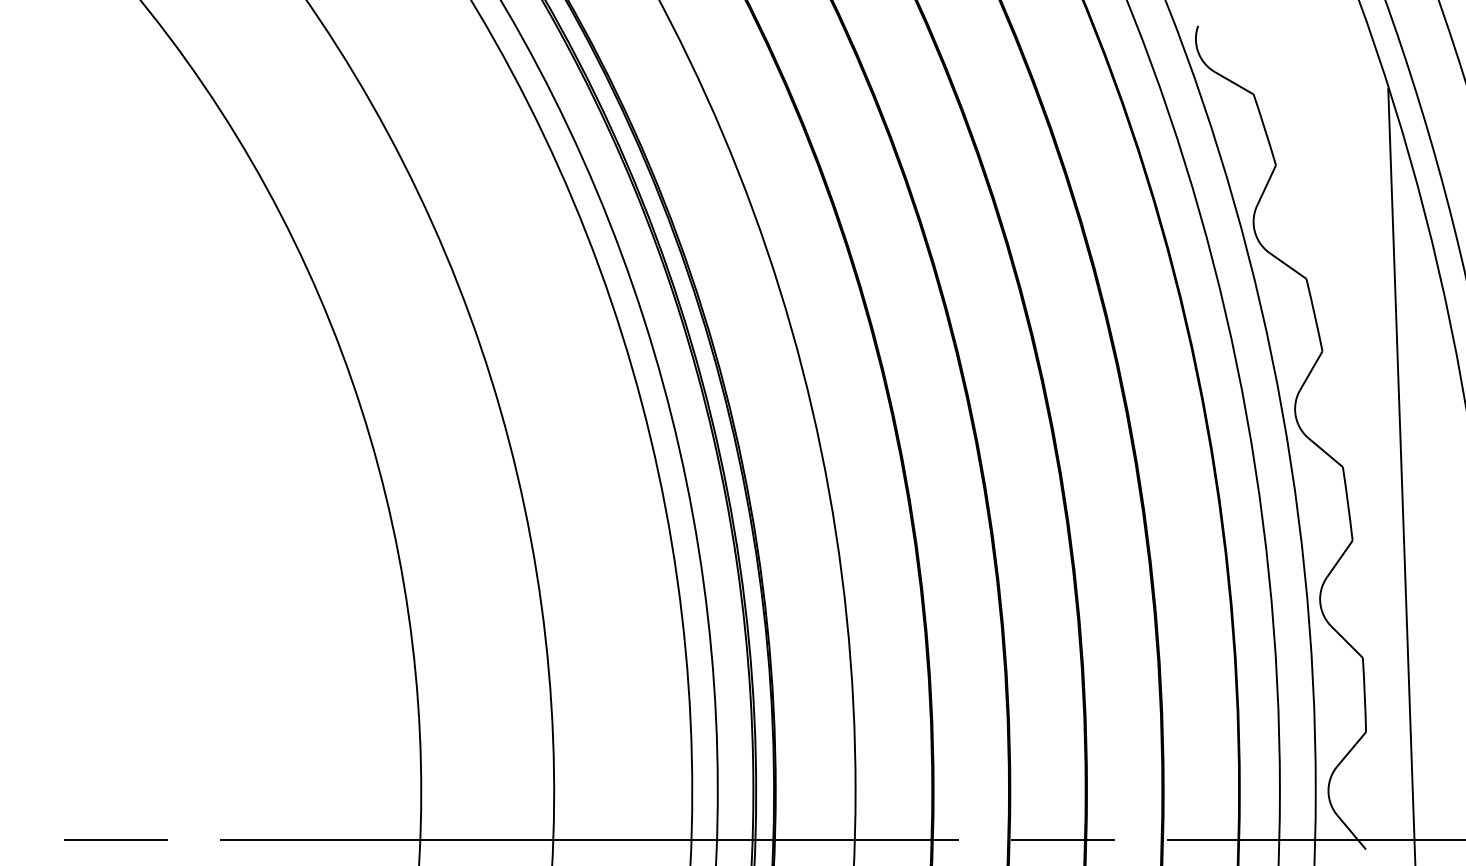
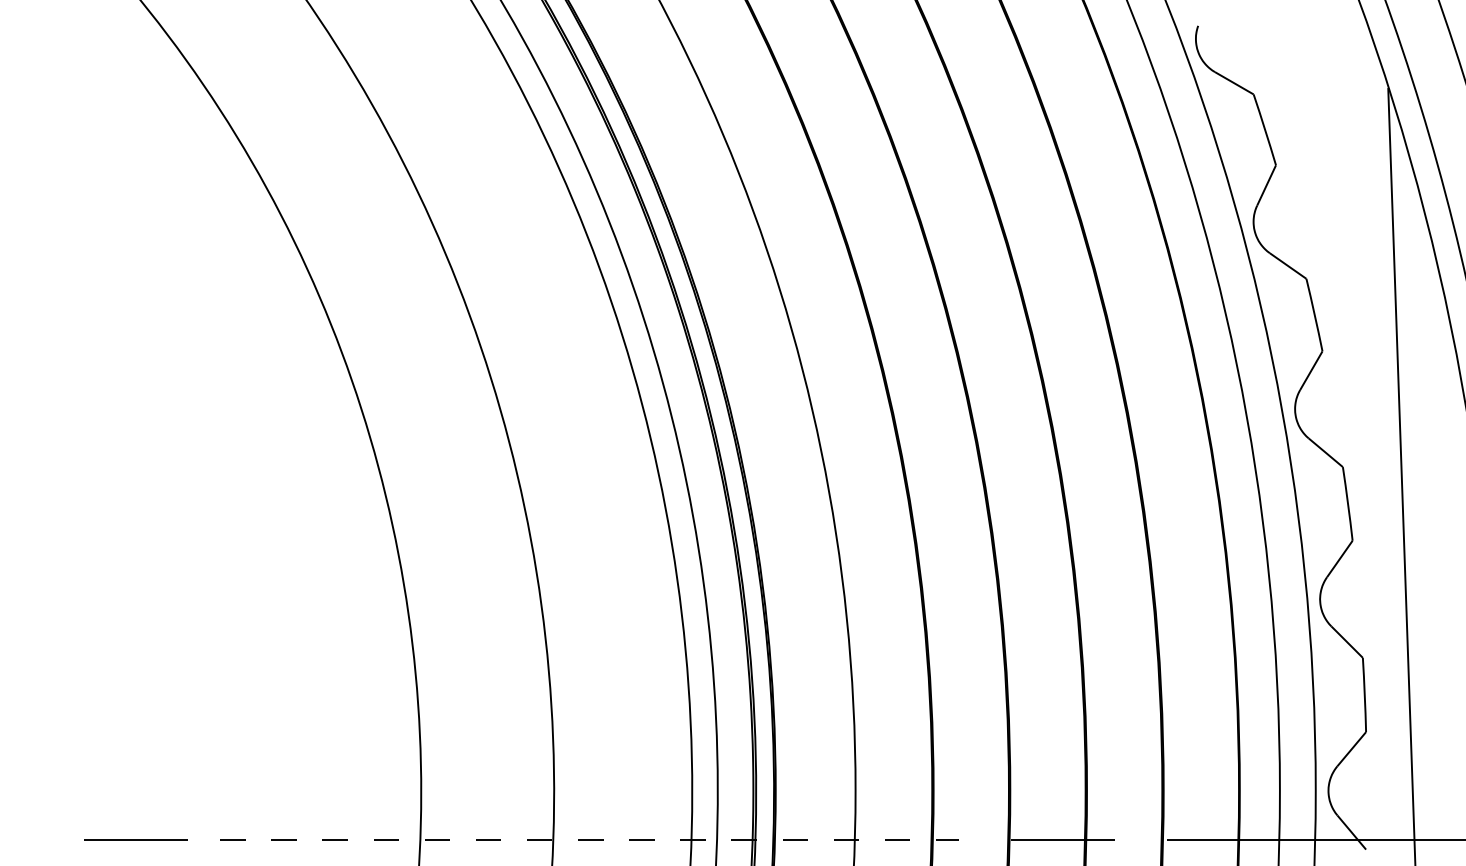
line position: (115, 839) -> (135, 839) (135, 839)
line: solid -> dashed (589, 840)
